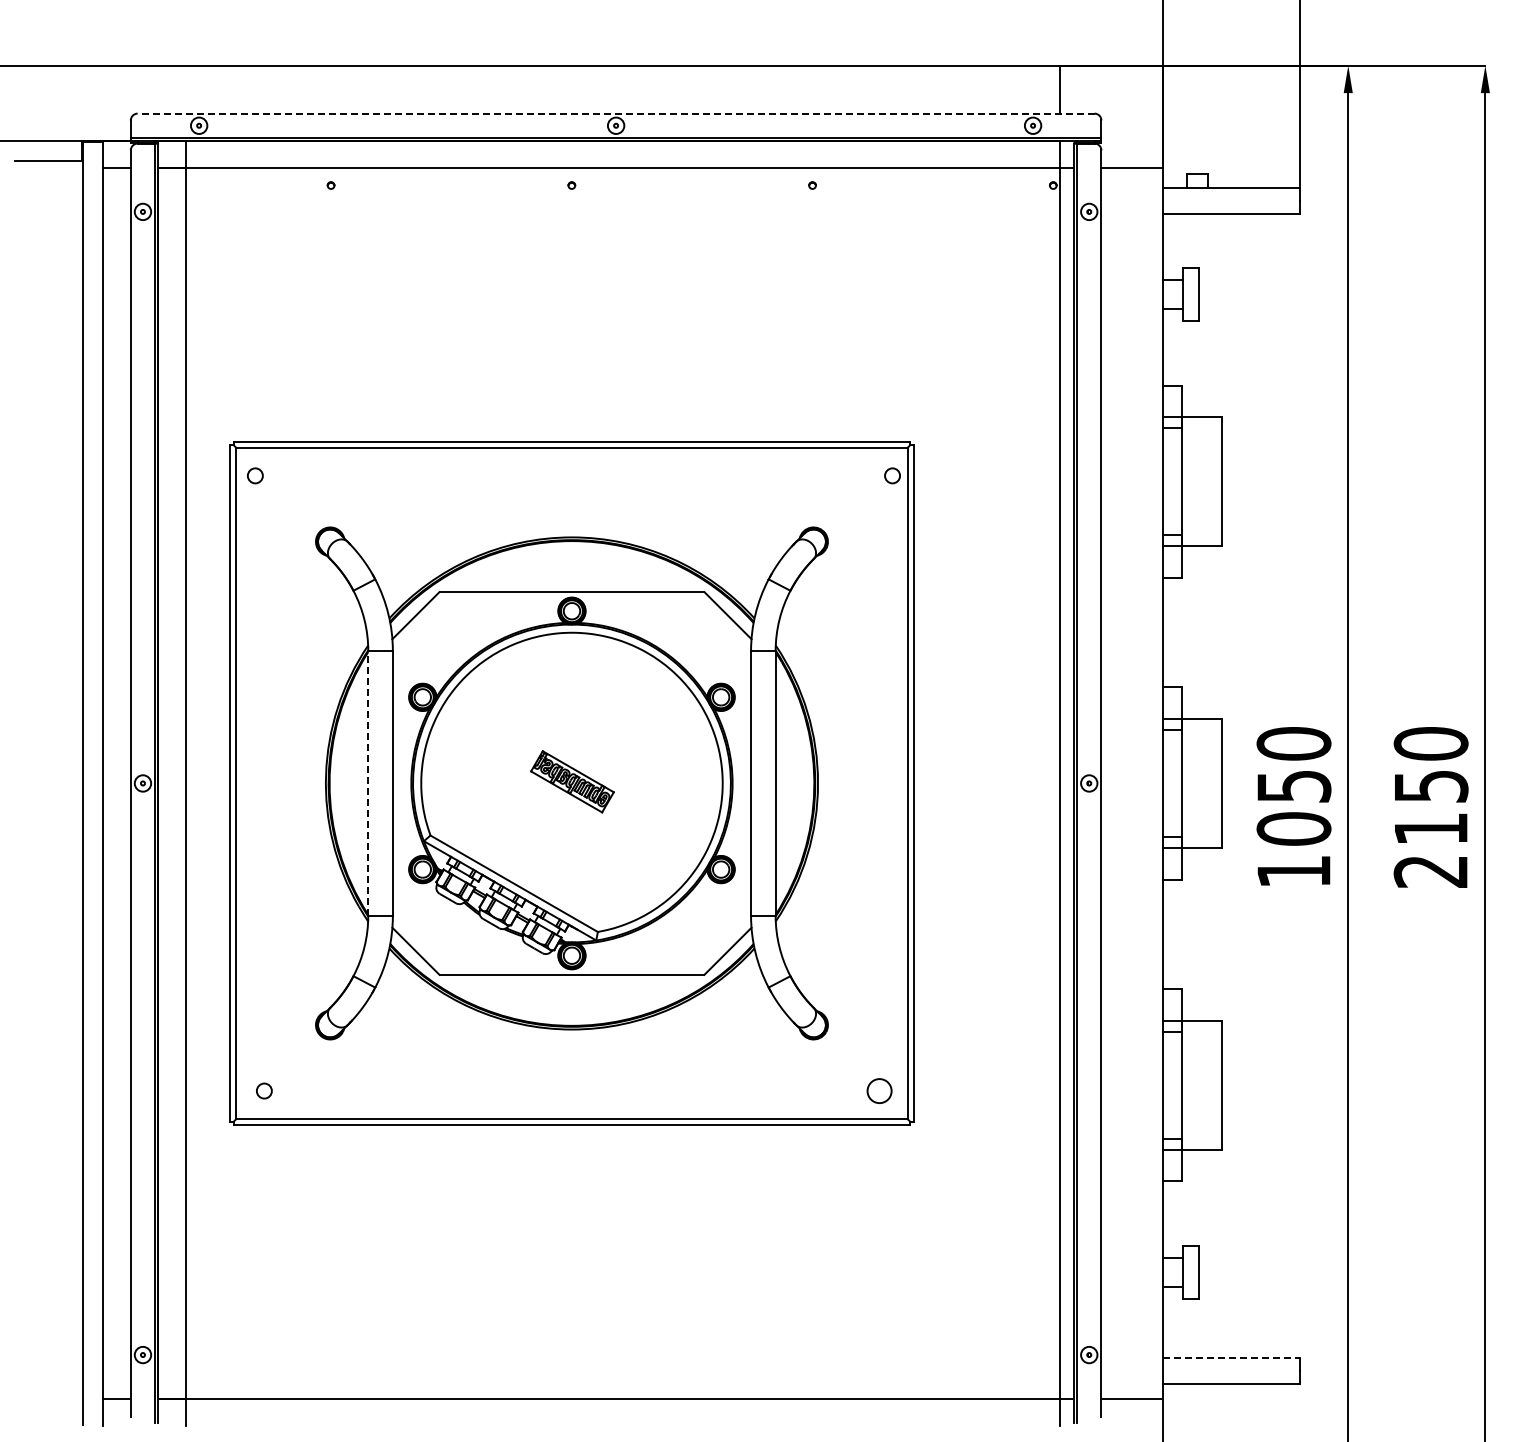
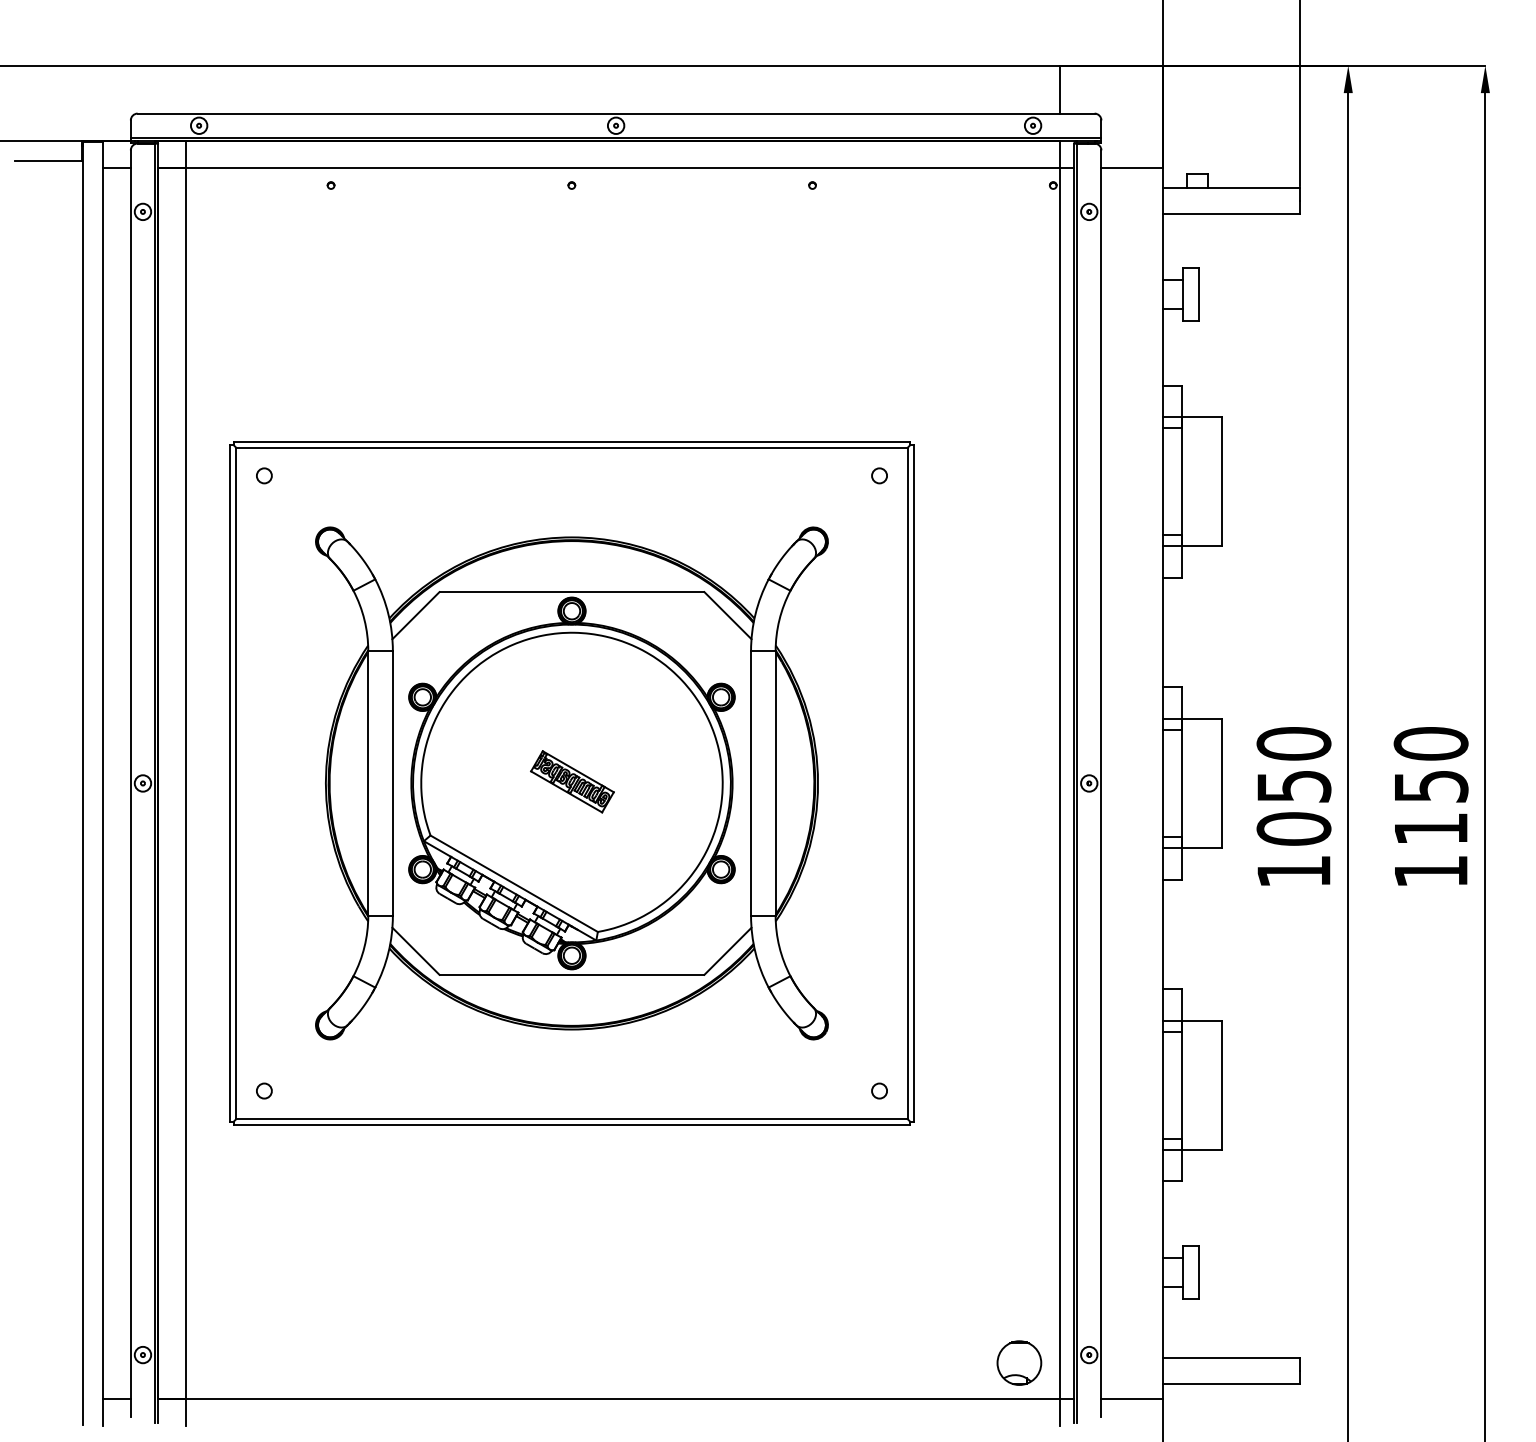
line: dashed -> solid (615, 113)
circle position: (255, 475) -> (264, 475) (264, 475)
circle position: (892, 475) -> (879, 475) (879, 475)
line: dashed -> solid (368, 782)
text: 2150 -> 1150 (1430, 871)
circle size: 27x26 px -> 17x18 px (879, 1090)
line: dashed -> solid (1231, 1358)
part: none -> present (1019, 1362)
